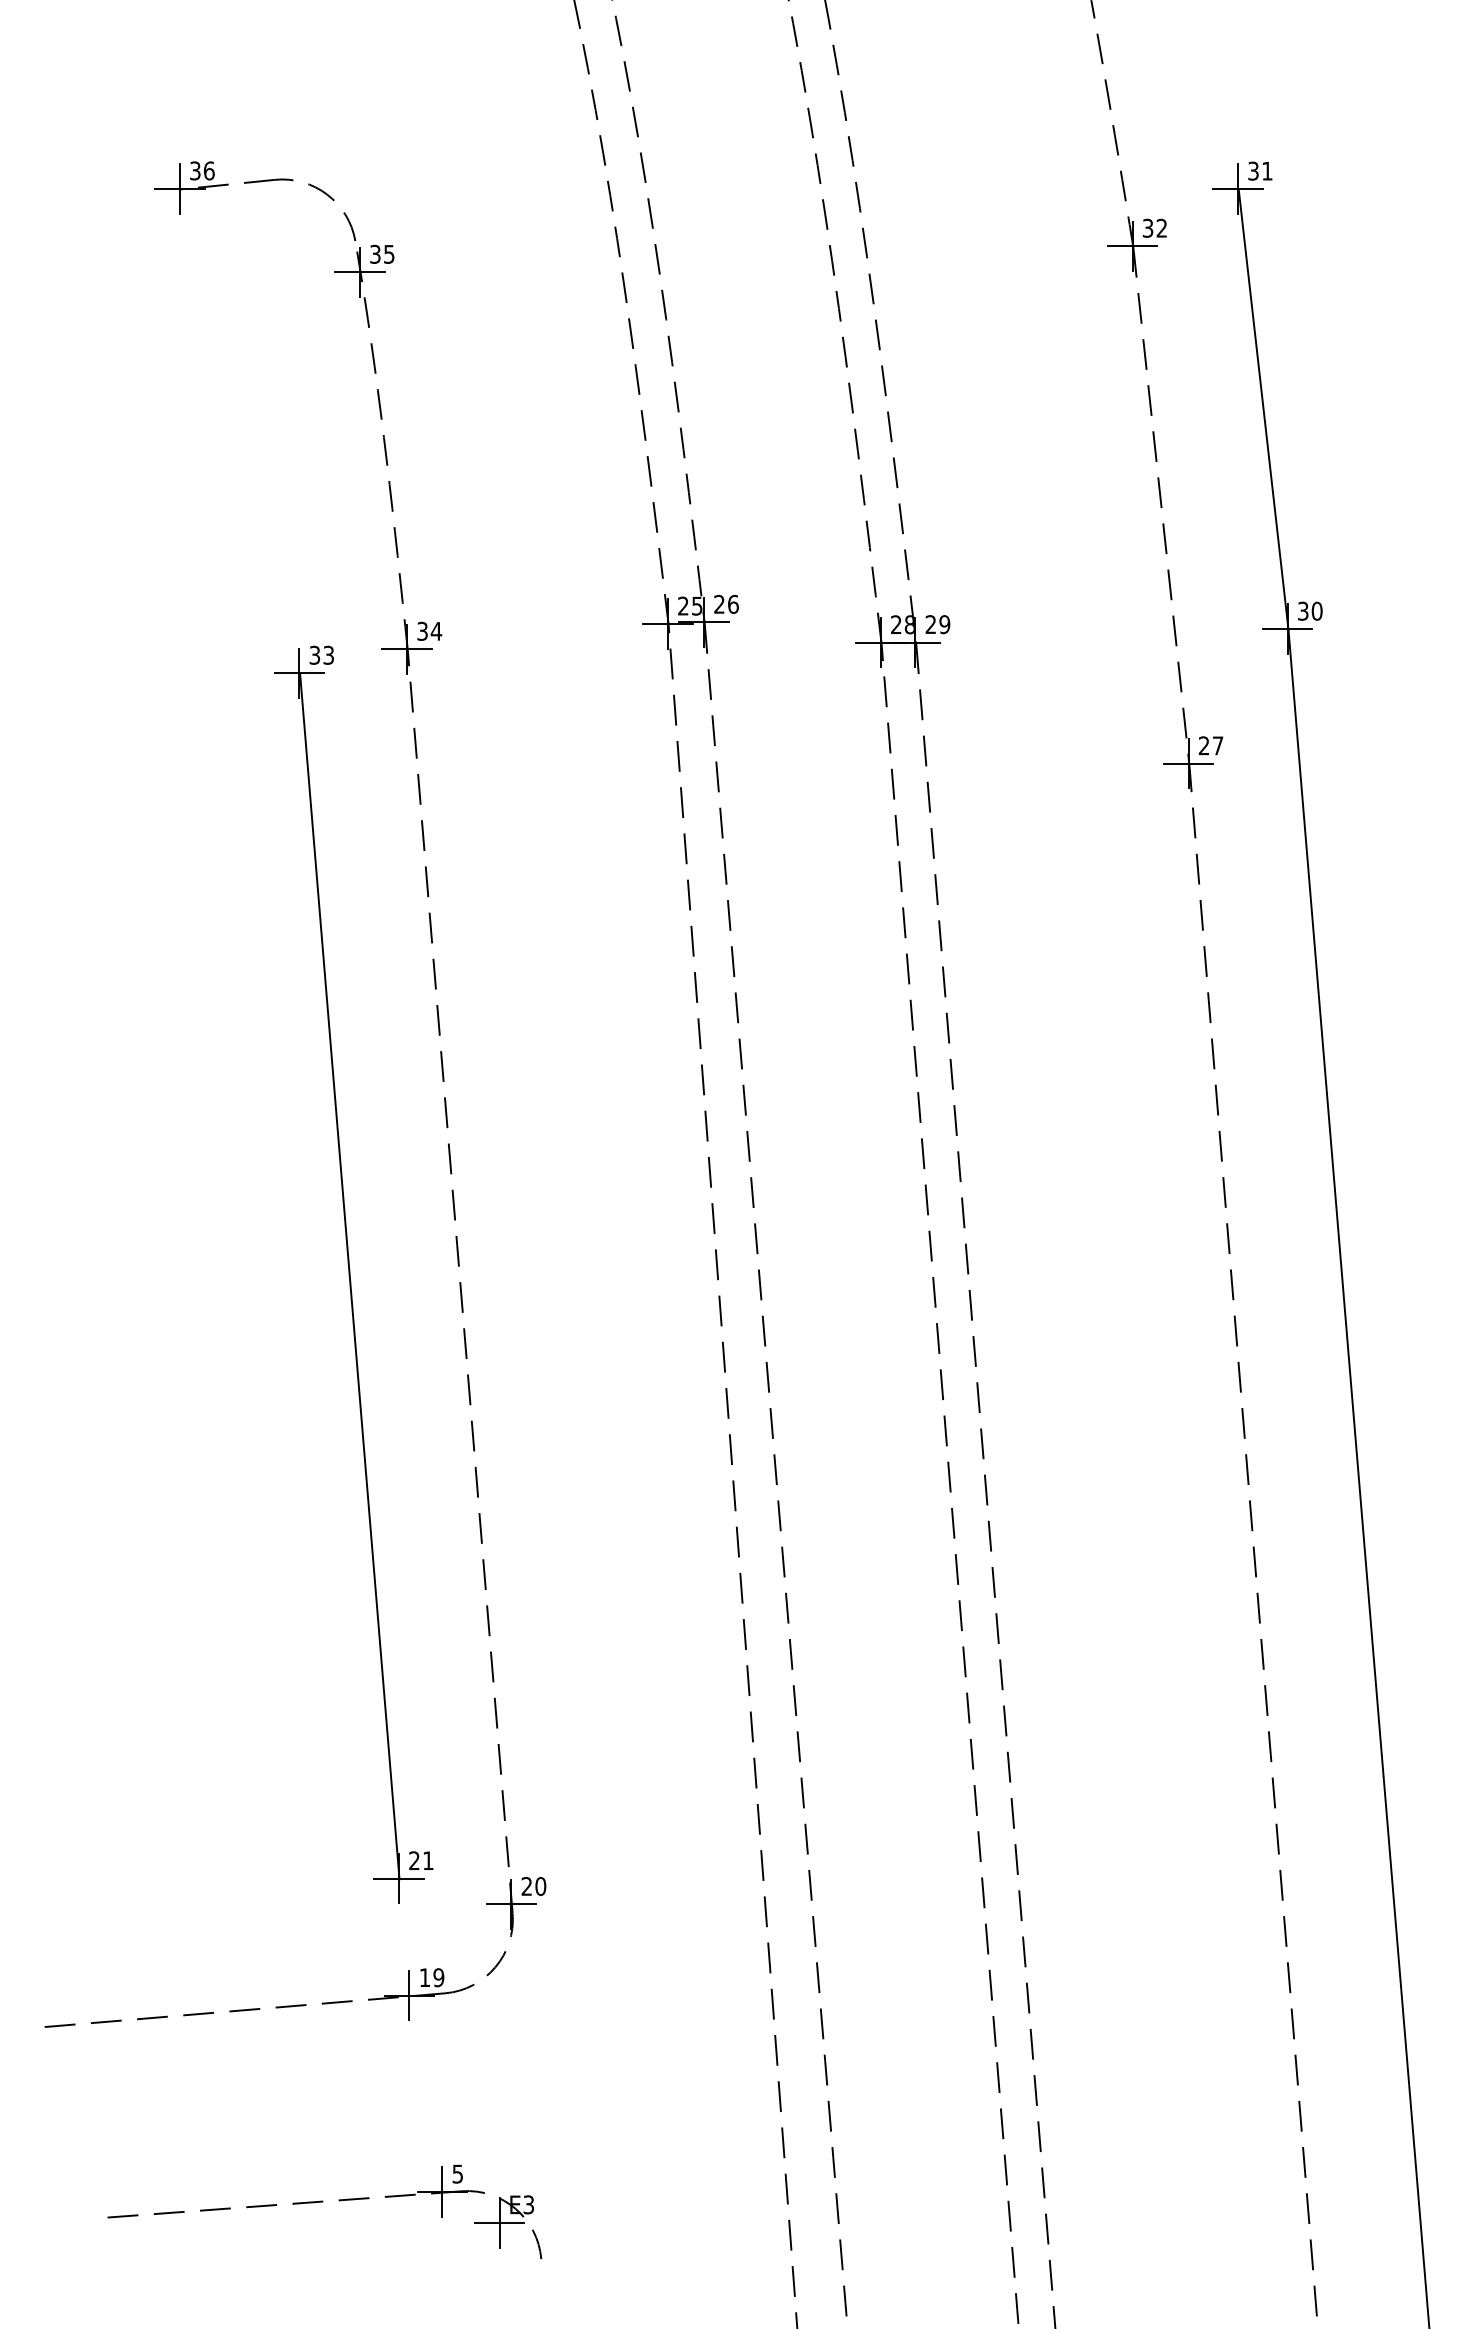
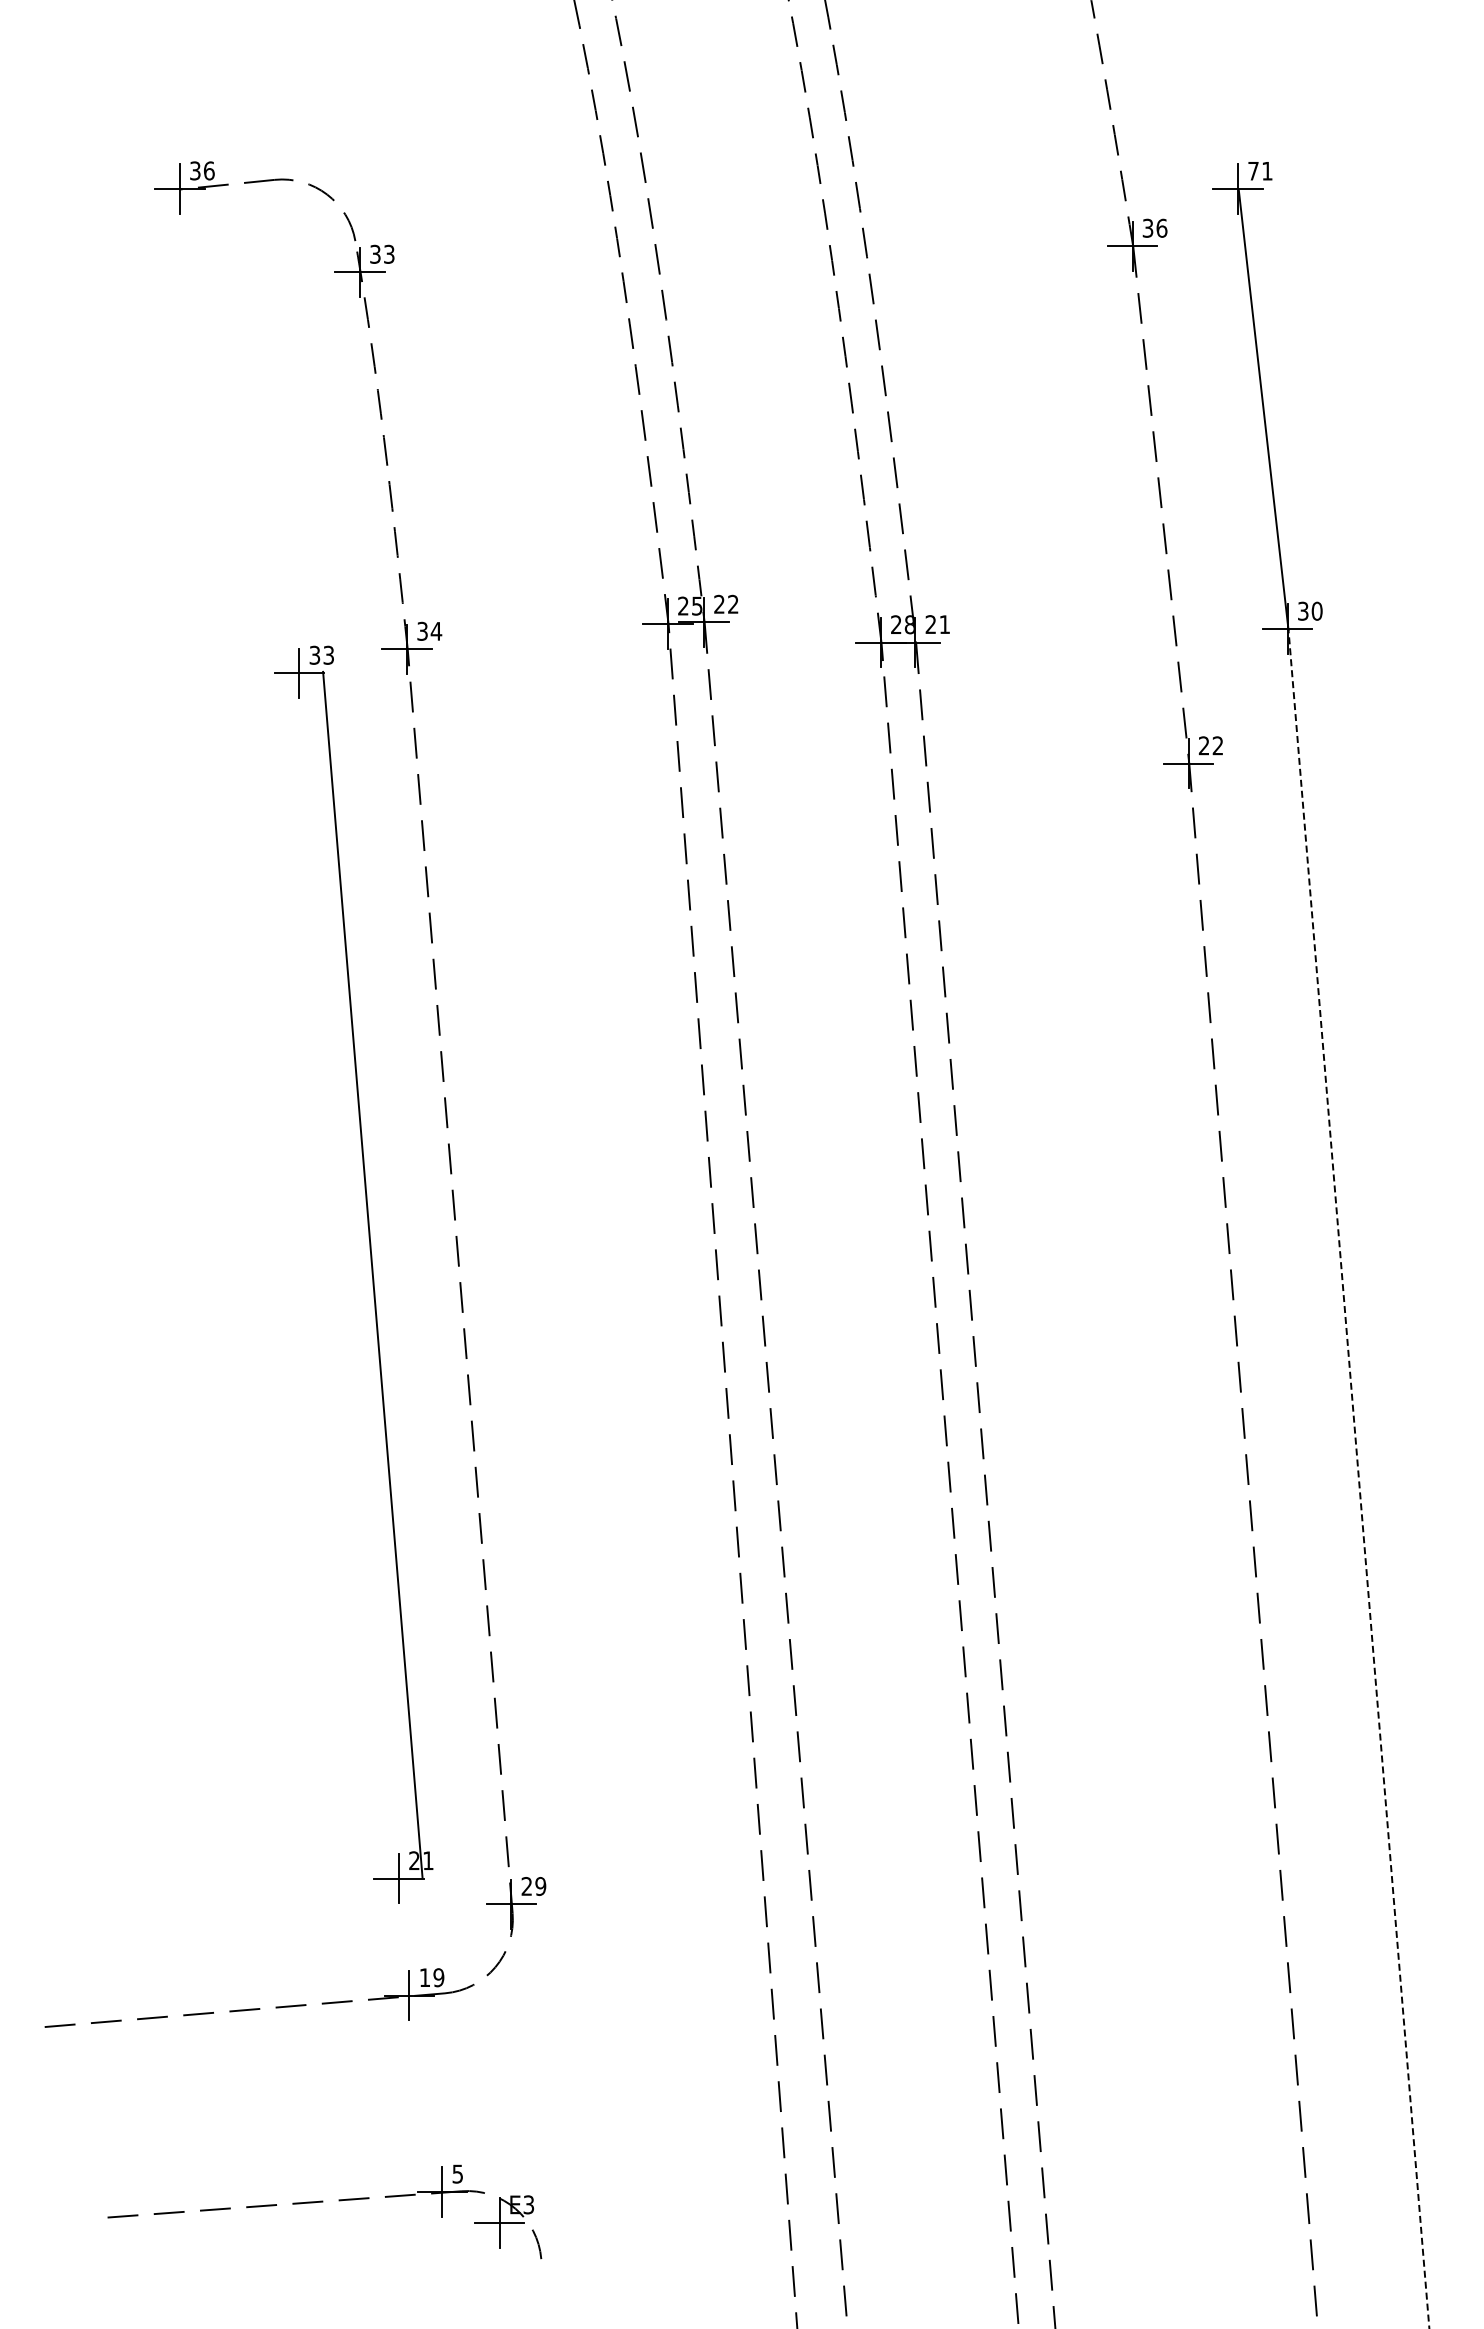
text: 31 -> 71 (1253, 170)
text: 32 -> 36 (1161, 227)
text: 35 -> 33 (389, 253)
text: 26 -> 22 (733, 603)
text: 29 -> 21 (944, 624)
text: 27 -> 22 (1217, 745)
line position: (349, 1276) -> (372, 1274) (372, 1274)
line: solid -> dashed (1358, 1478)
text: 20 -> 29 (540, 1886)
